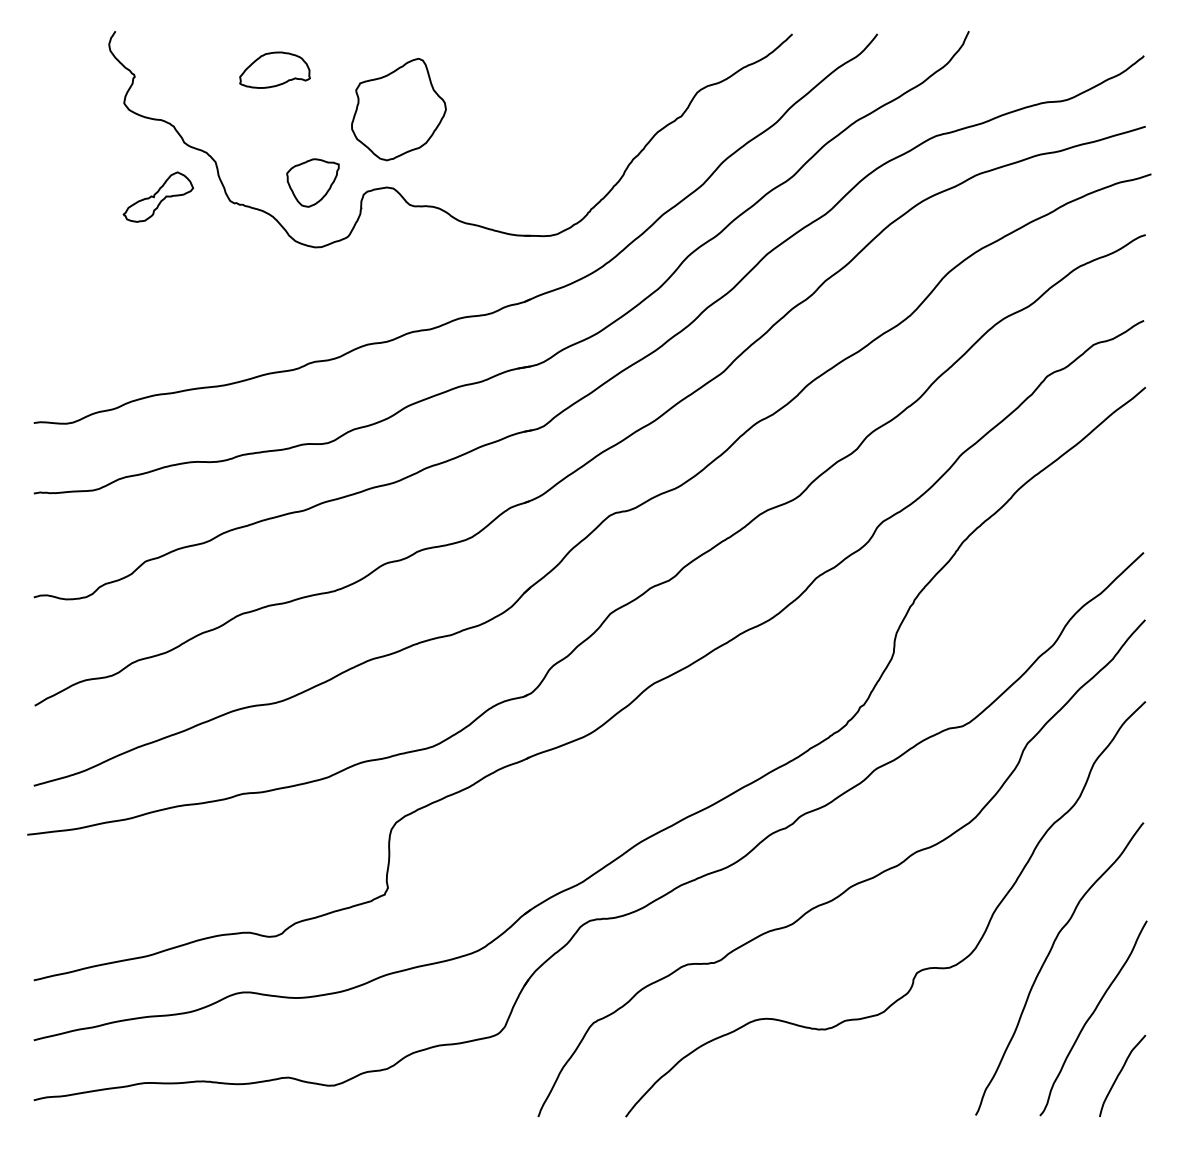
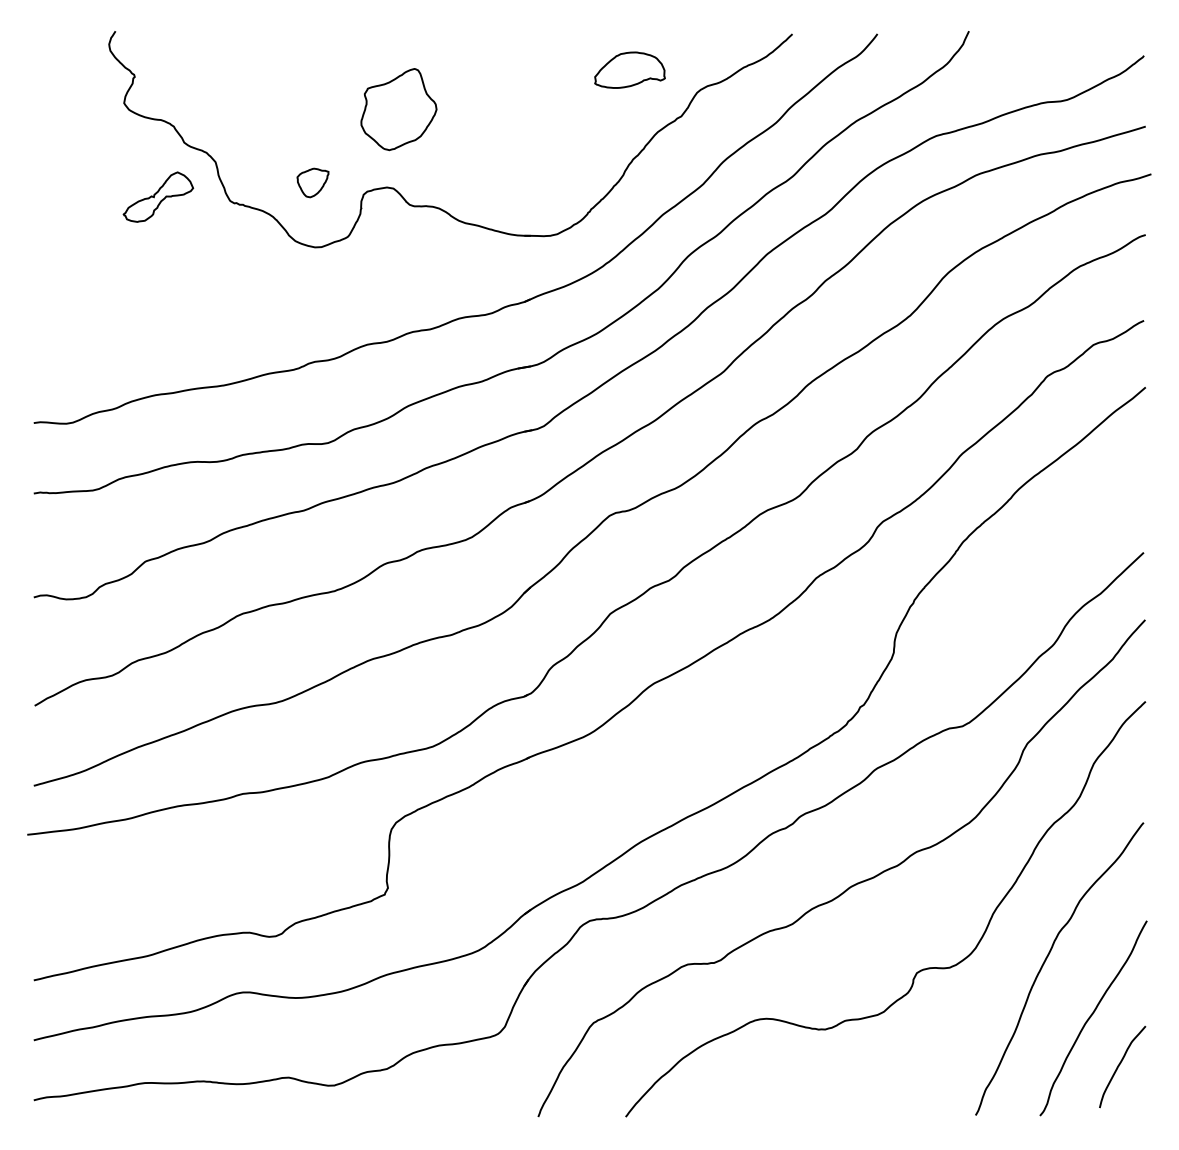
part position: (274, 69) -> (629, 69) (629, 69)
part size: 96x105 px -> 78x84 px (398, 109)
part size: 54x50 px -> 34x32 px (312, 182)
curve position: (1120, 1073) -> (1120, 1064) (1120, 1064)
